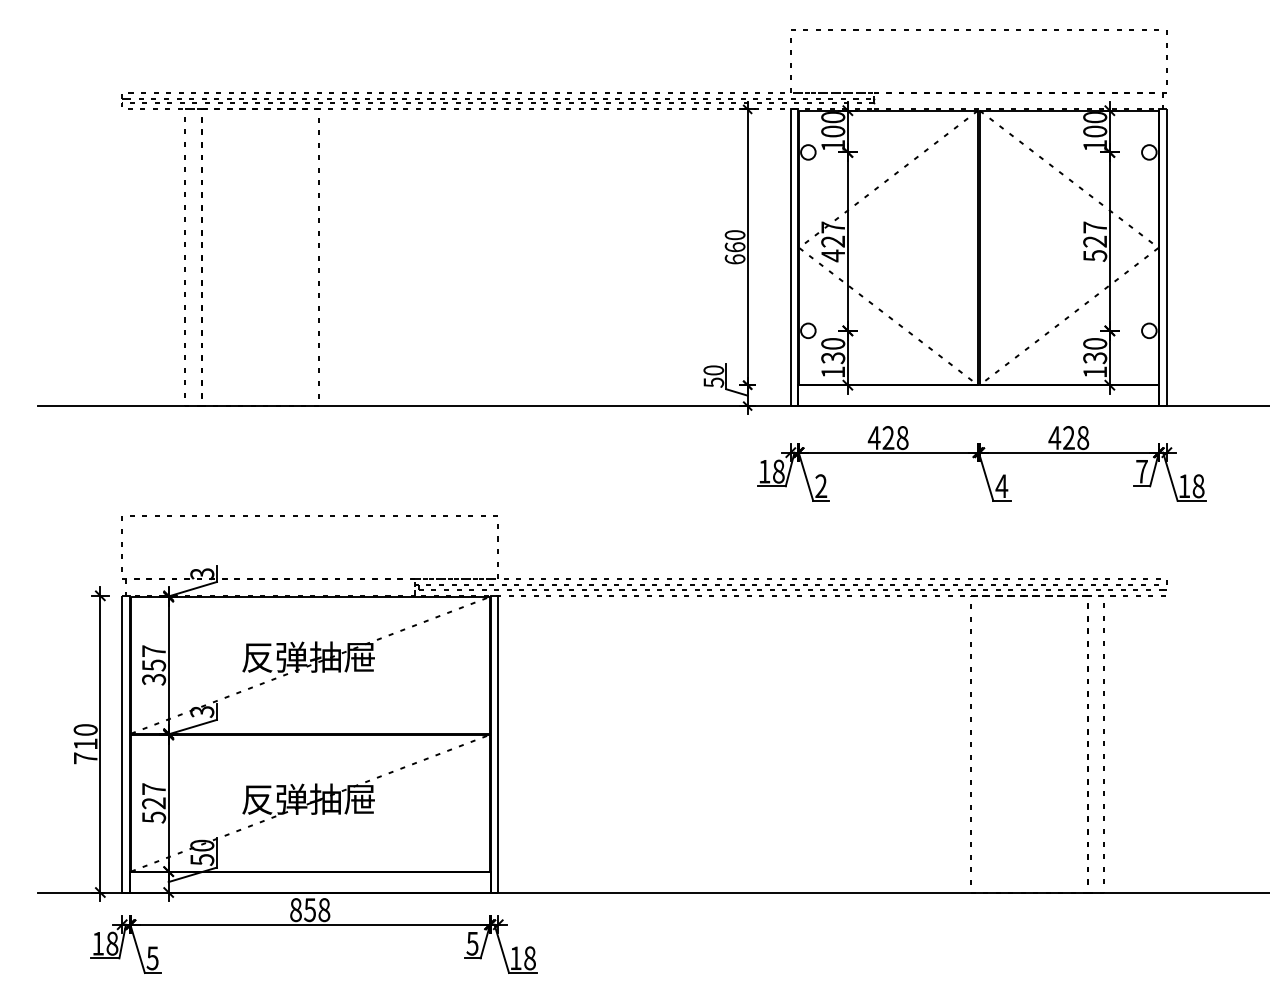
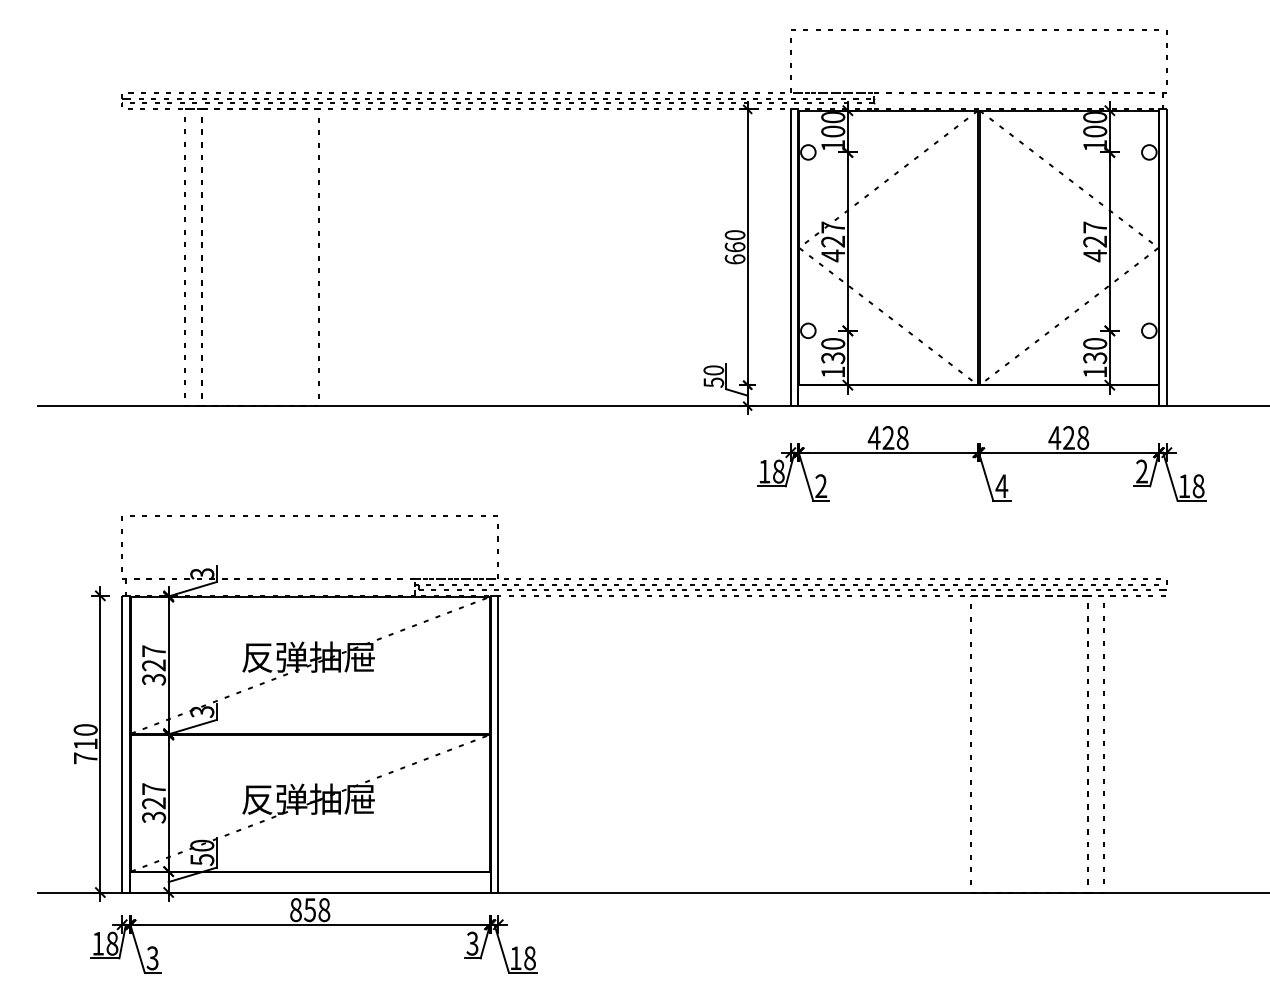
text: 527 -> 427 (1095, 255)
text: 7 -> 2 (1141, 471)
text: 357 -> 327 (154, 665)
text: 527 -> 327 (153, 817)
text: 5 -> 3 (472, 943)
text: 5 -> 3 (152, 957)
